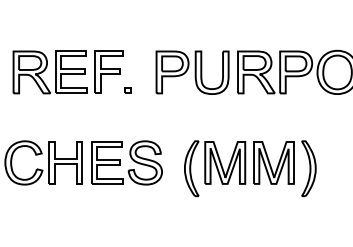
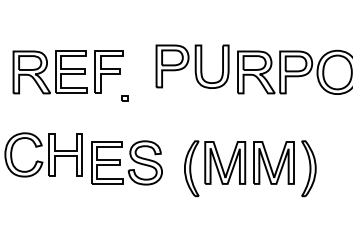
part position: (192, 72) -> (192, 66) (192, 66)
part position: (127, 90) -> (124, 98) (124, 98)
part position: (43, 162) -> (43, 154) (43, 154)
